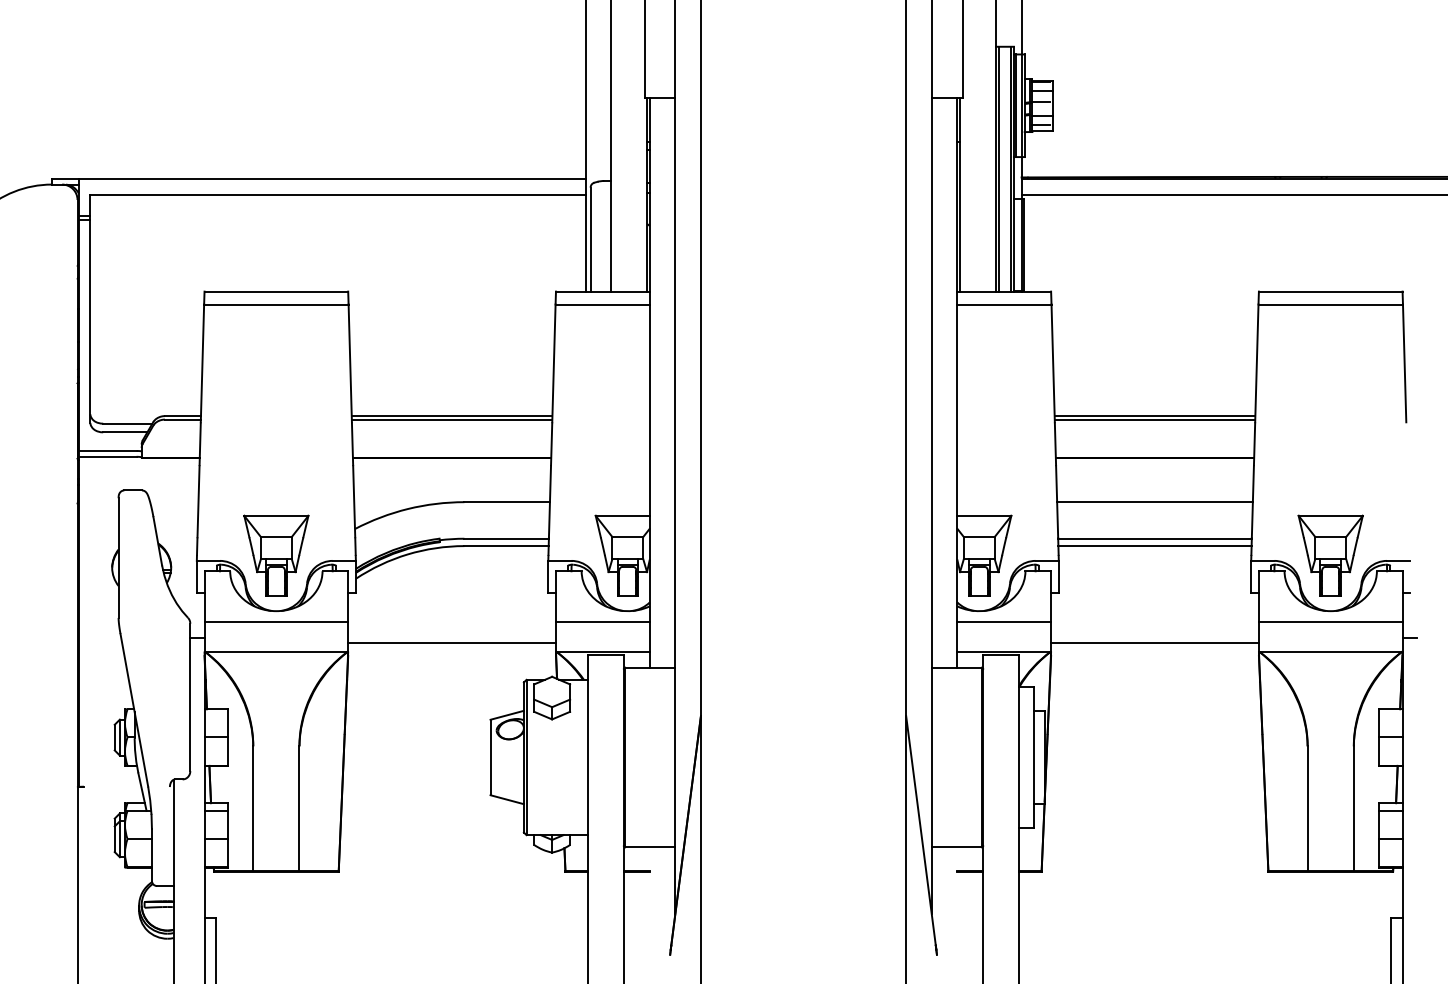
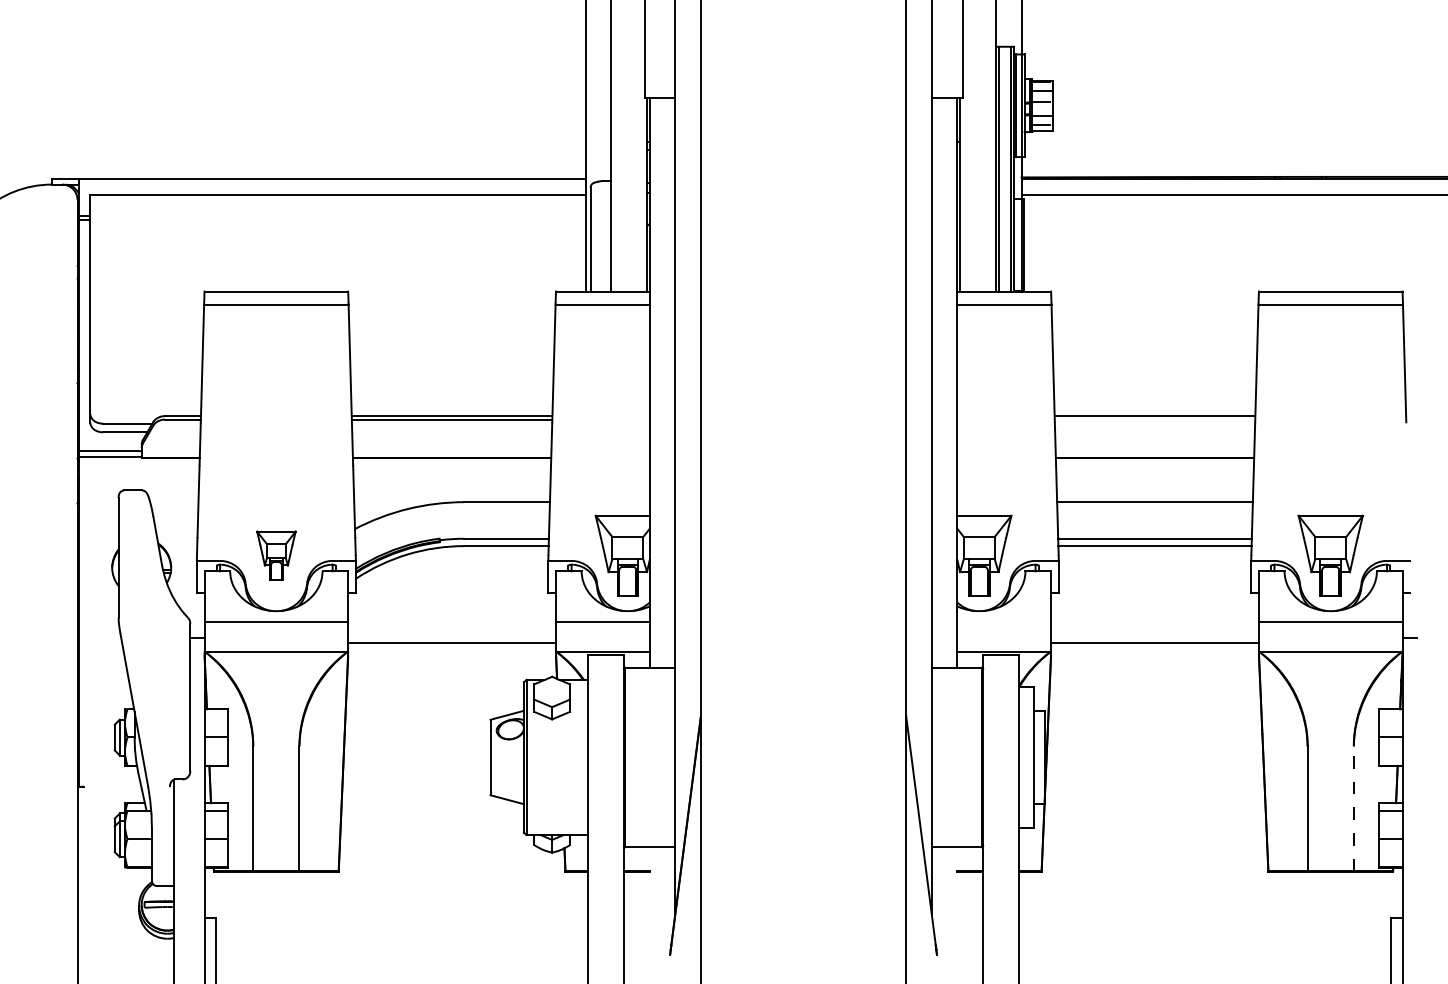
line: present -> none (1154, 419)
part size: 67x83 px -> 41x51 px (276, 555)
line: present -> none (1004, 621)
line: solid -> dashed (1353, 808)
